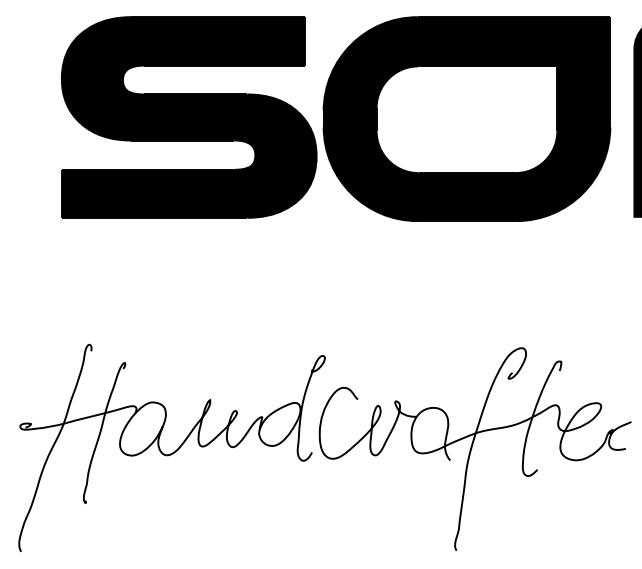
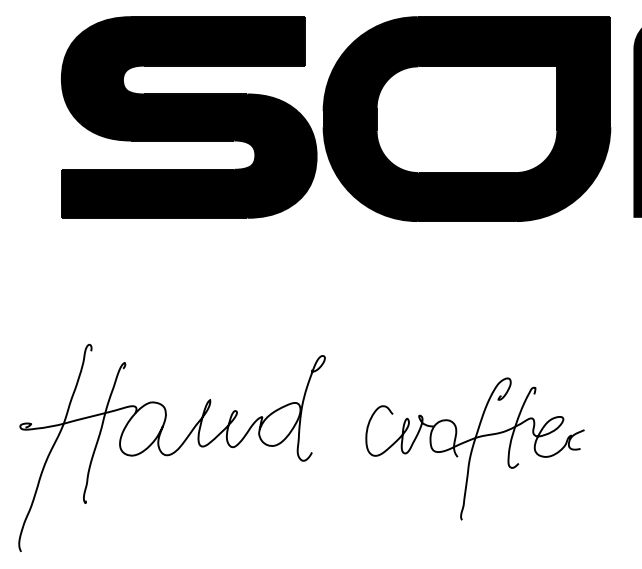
part size: 314x204 px -> 220x144 px (474, 448)
